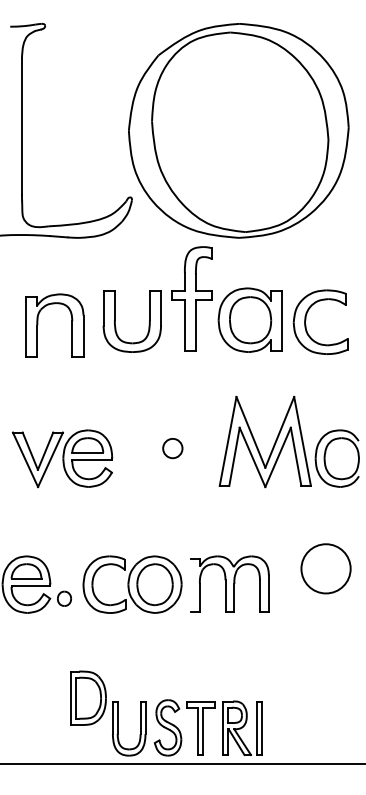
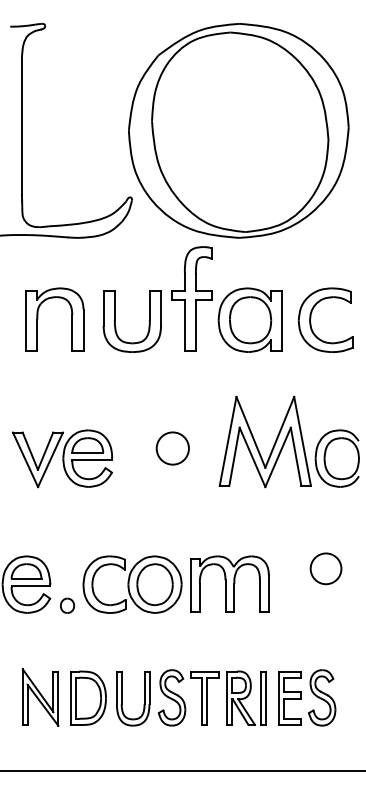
part position: (306, 320) -> (311, 318) (311, 318)
part position: (38, 325) -> (38, 319) (38, 319)
circle diameter: 19 px -> 32 px (172, 448)
circle diameter: 49 px -> 31 px (325, 568)
line: none -> present (191, 584)
part position: (64, 598) -> (67, 605) (67, 605)
part: none -> present (40, 697)
part: none -> present (307, 697)
part position: (180, 730) -> (184, 700) (184, 700)
line position: (182, 764) -> (182, 771) (182, 771)
